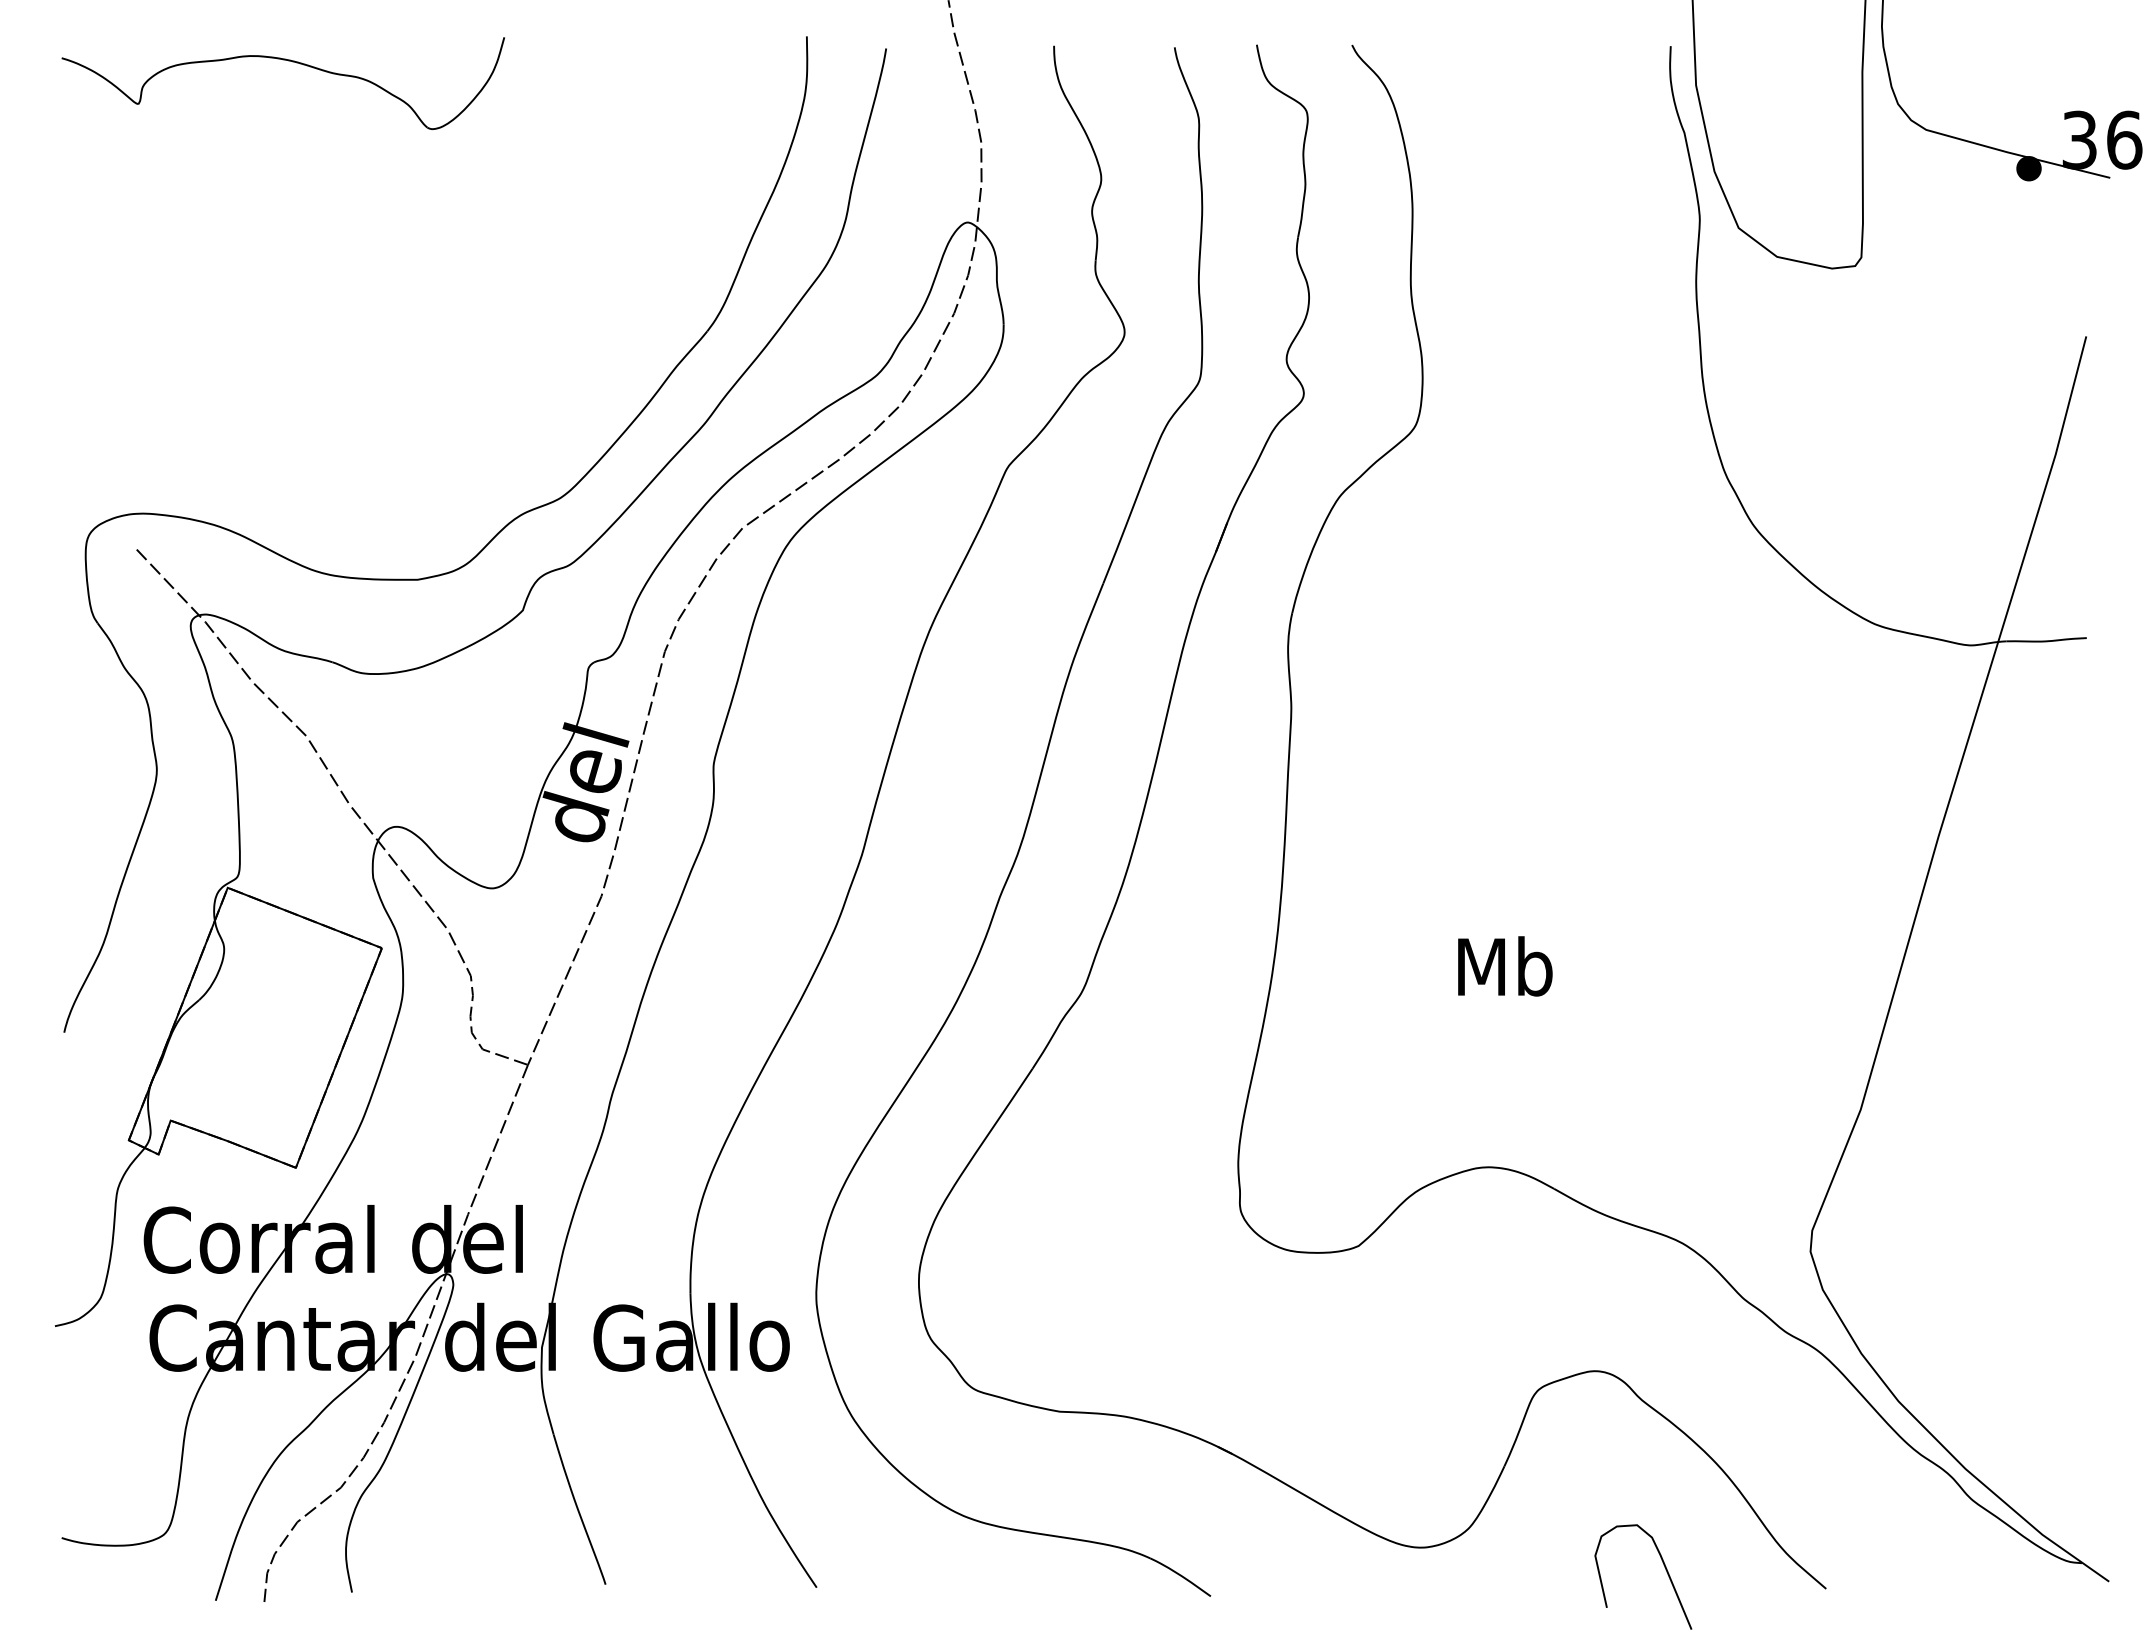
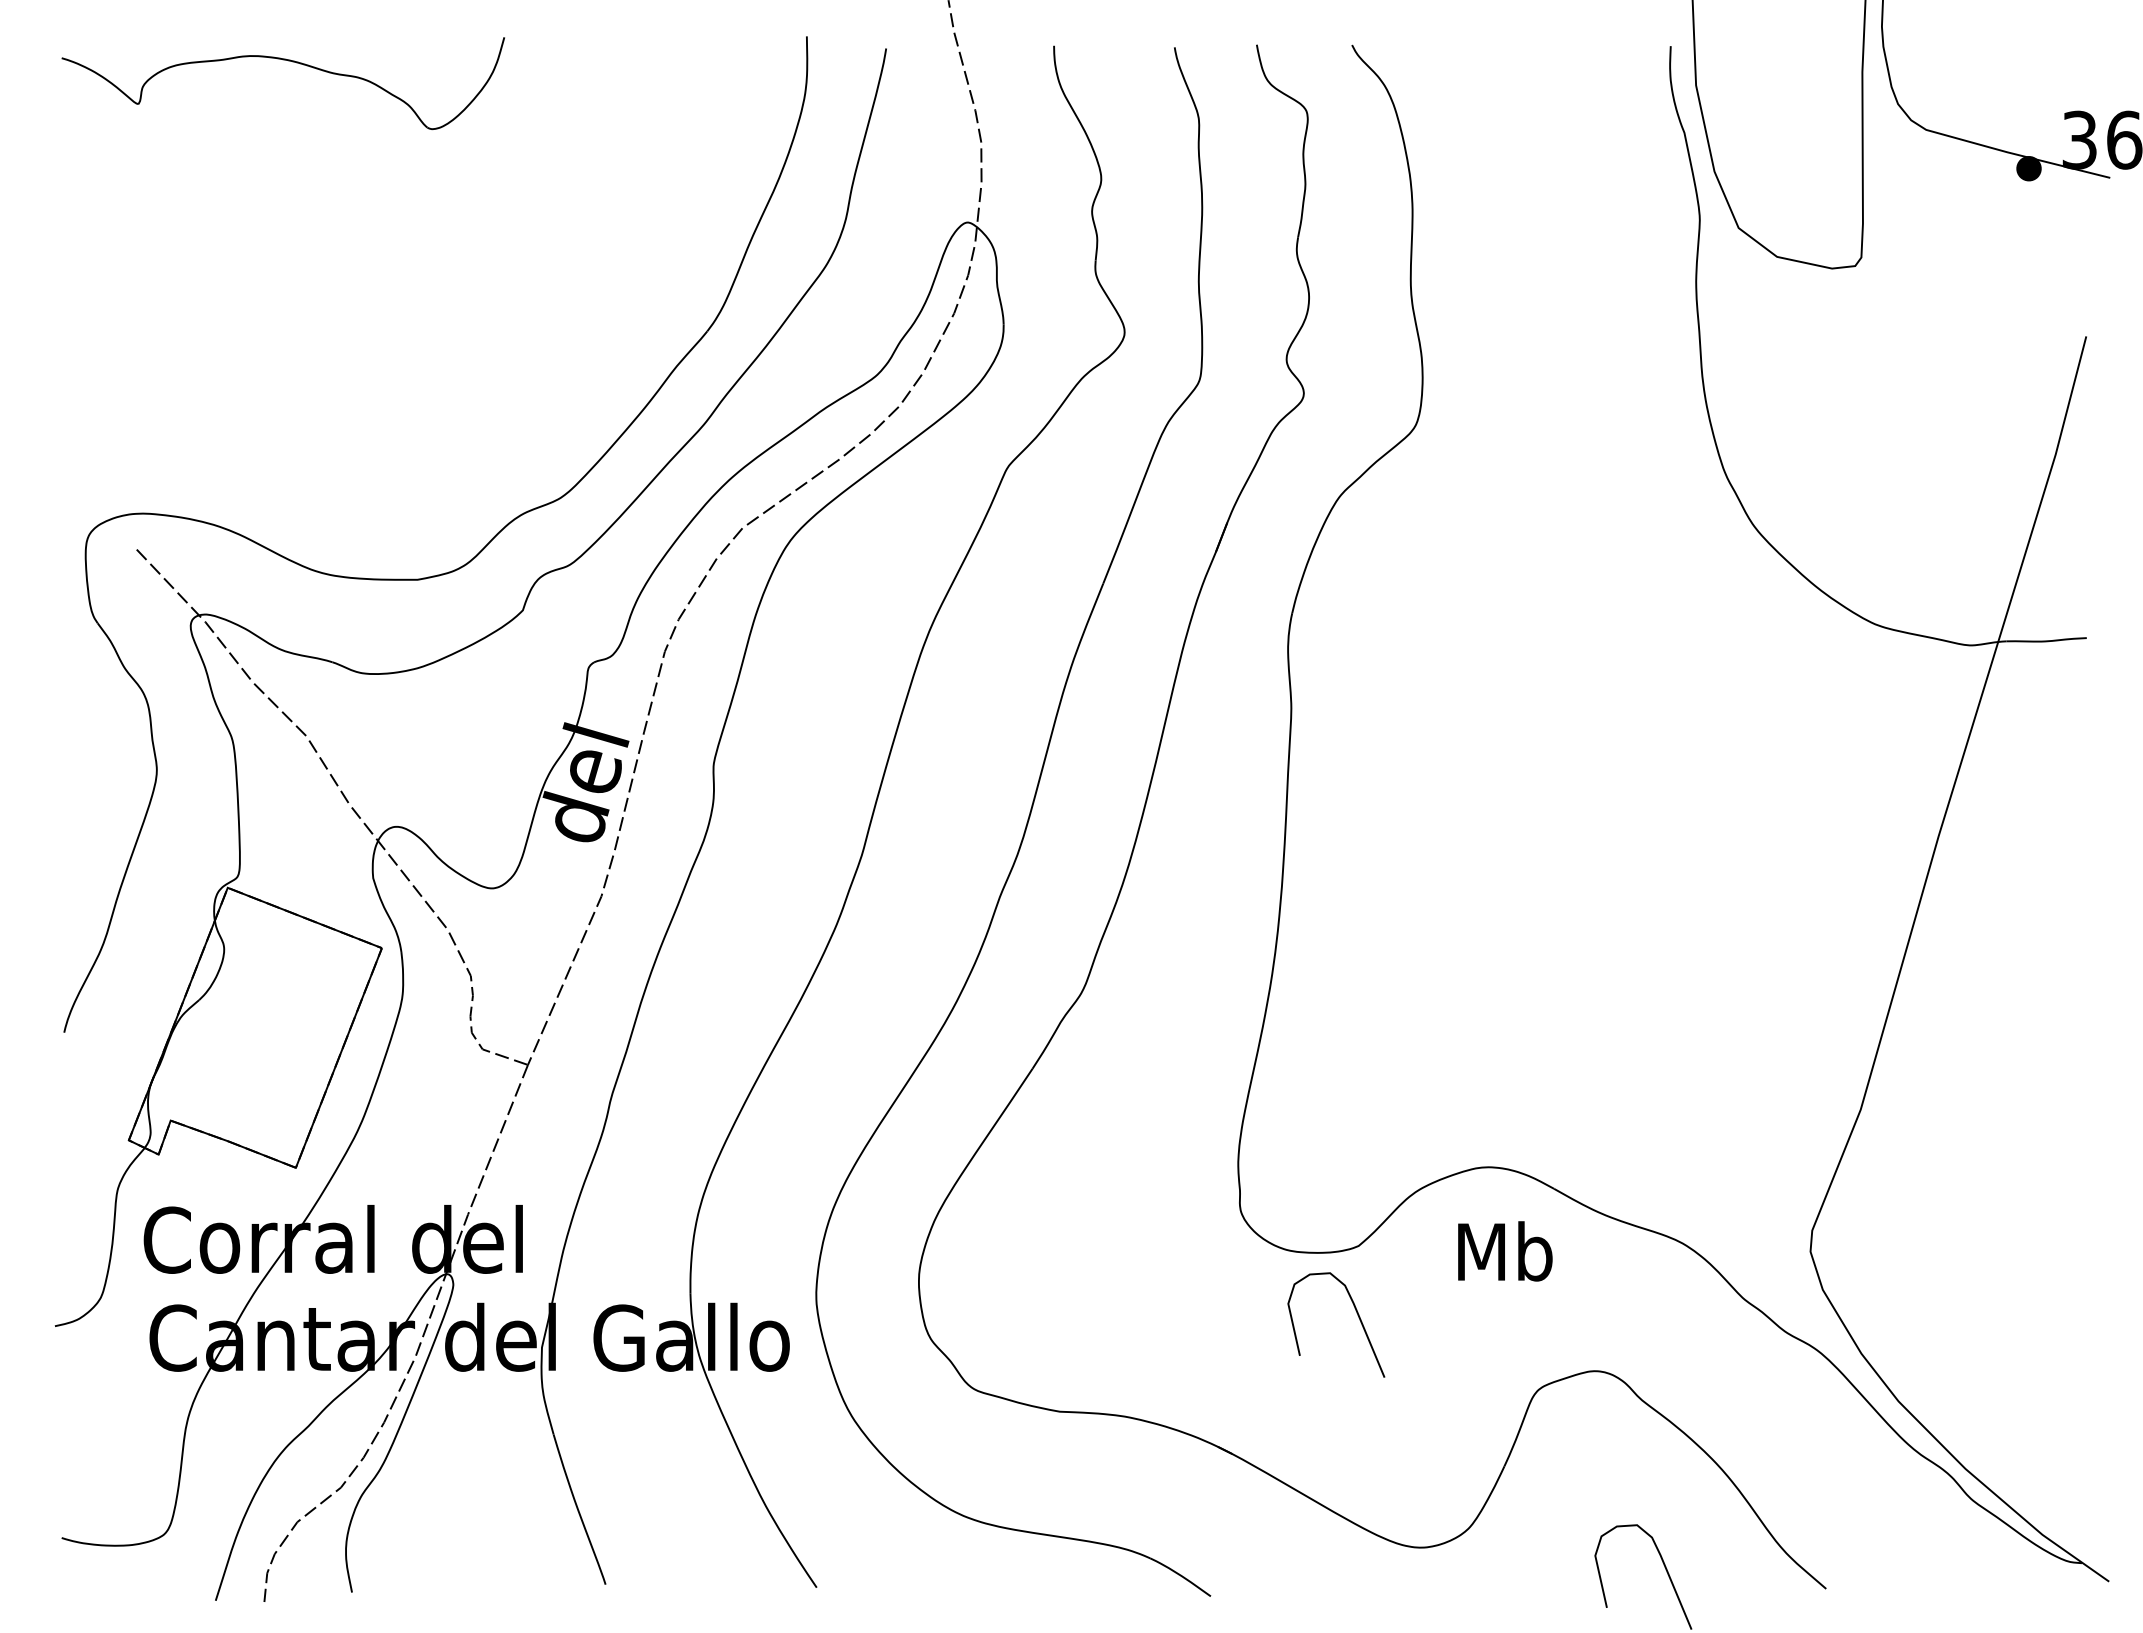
text position: (1505, 966) -> (1505, 1251) (1505, 1251)
curve: none -> present (1358, 1318)
